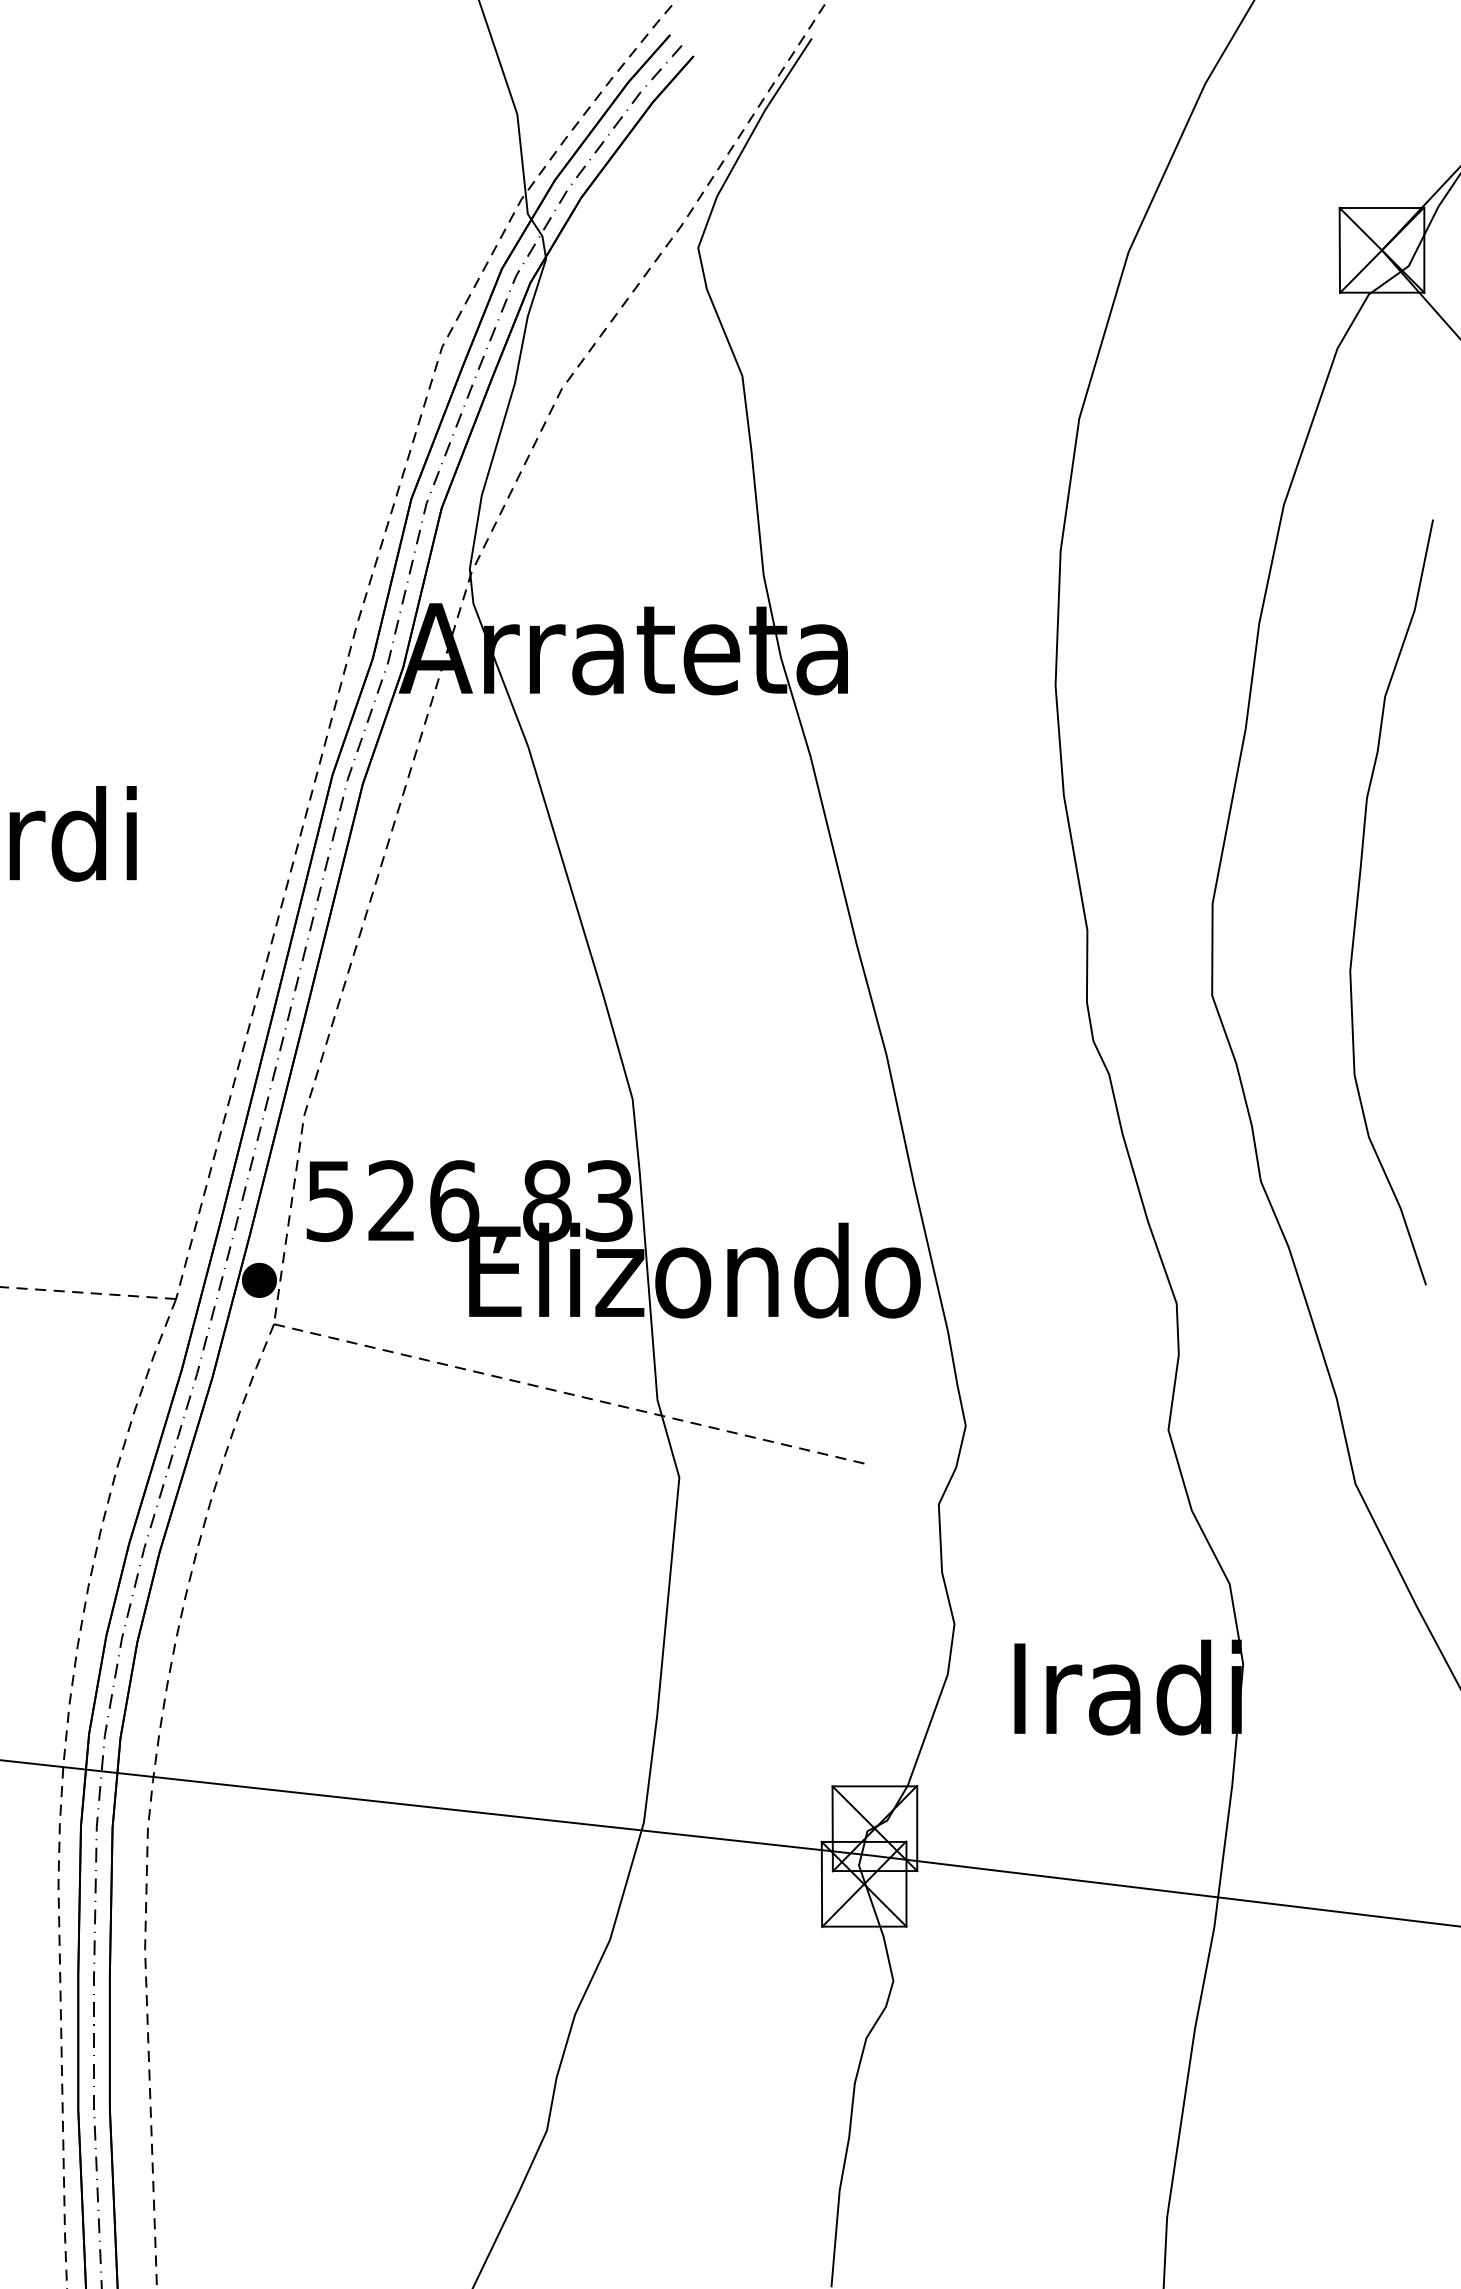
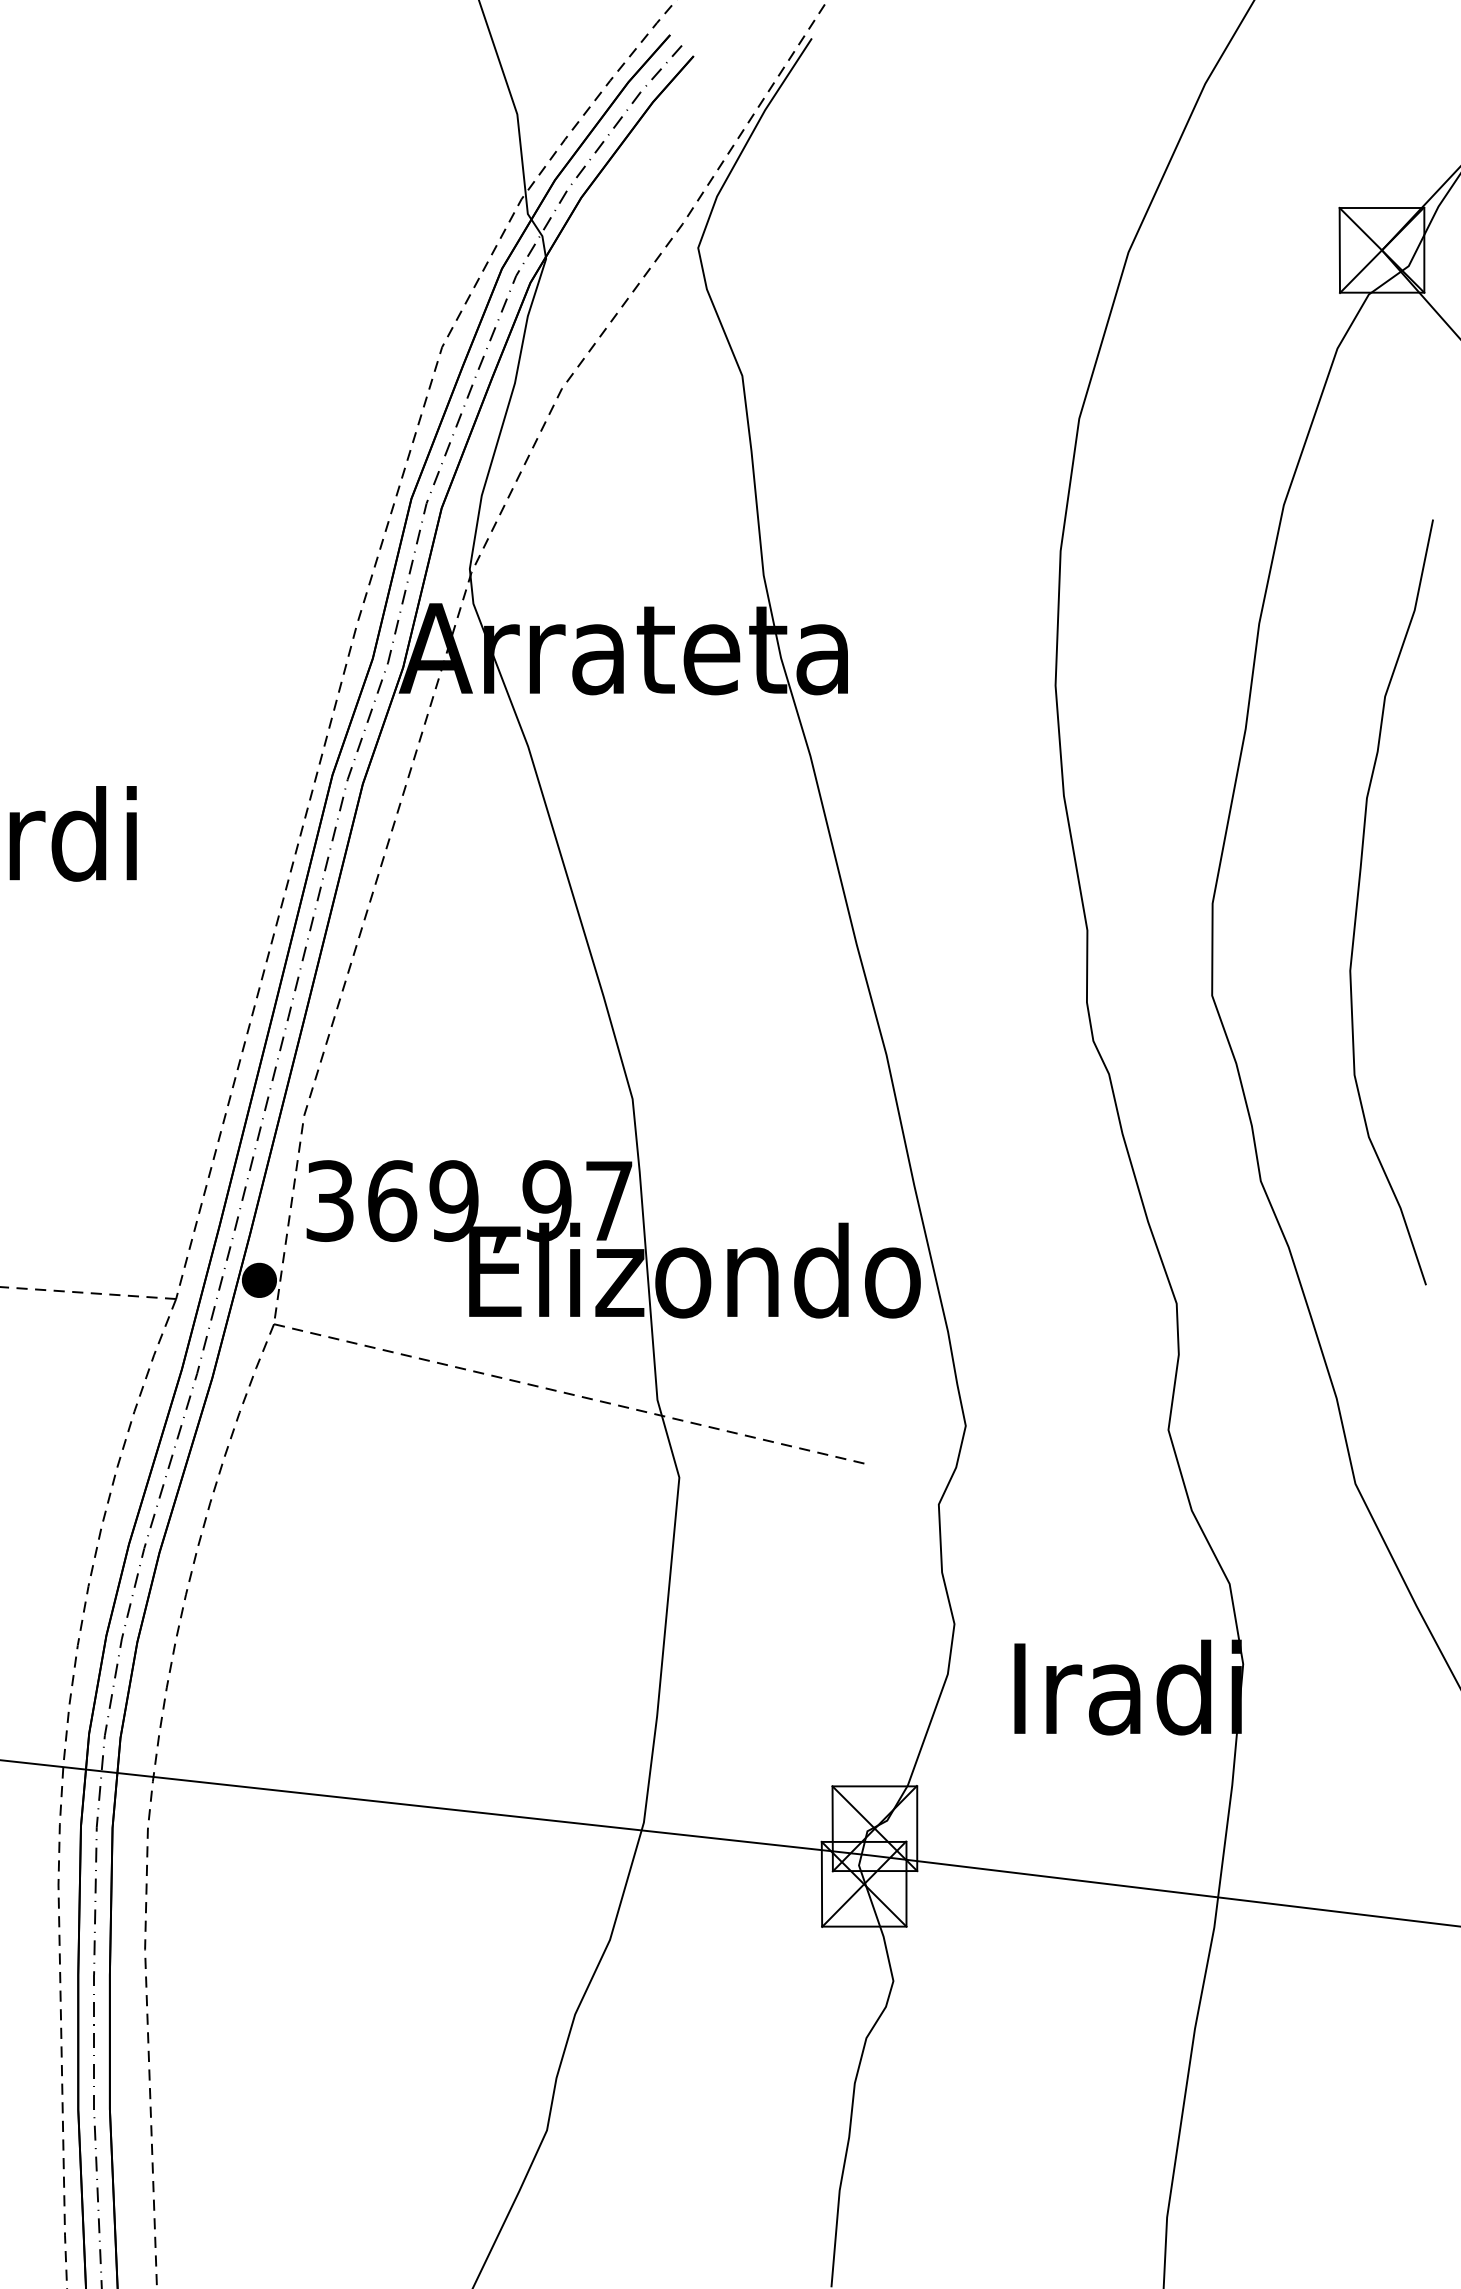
text: 526,83 -> 369,97 (469, 1201)
